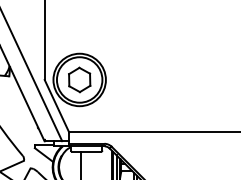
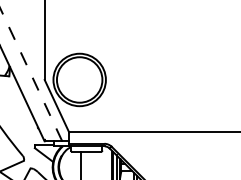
line: solid -> dashed (31, 74)
part: present -> none (79, 79)
